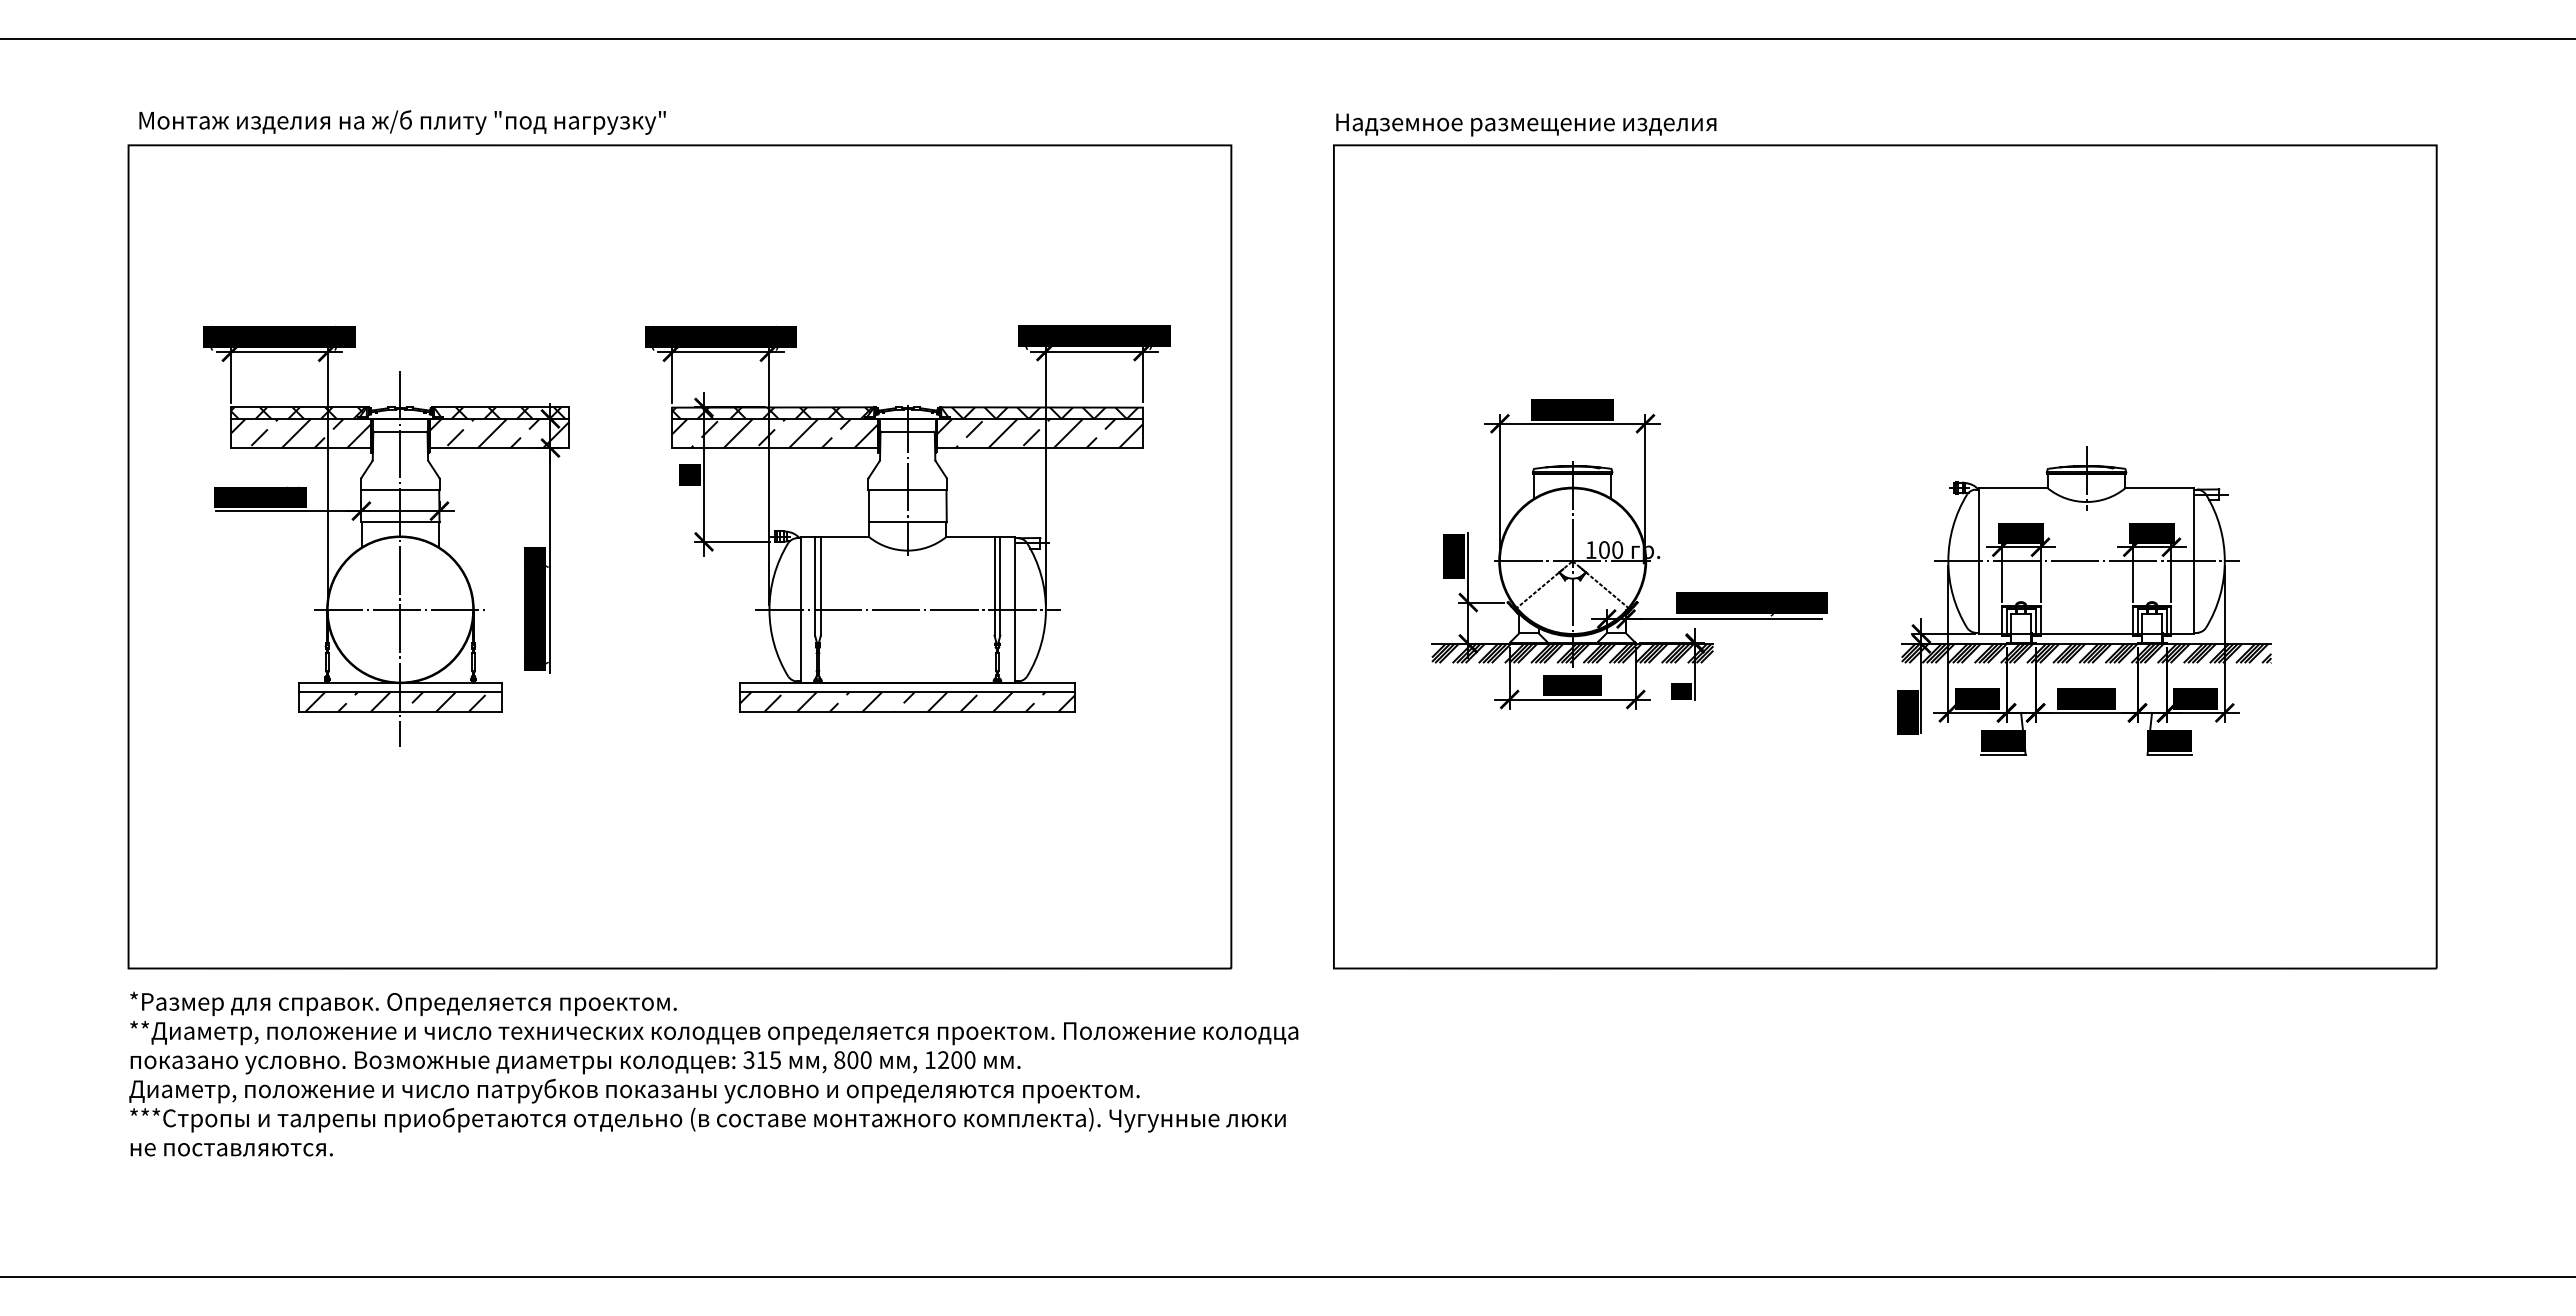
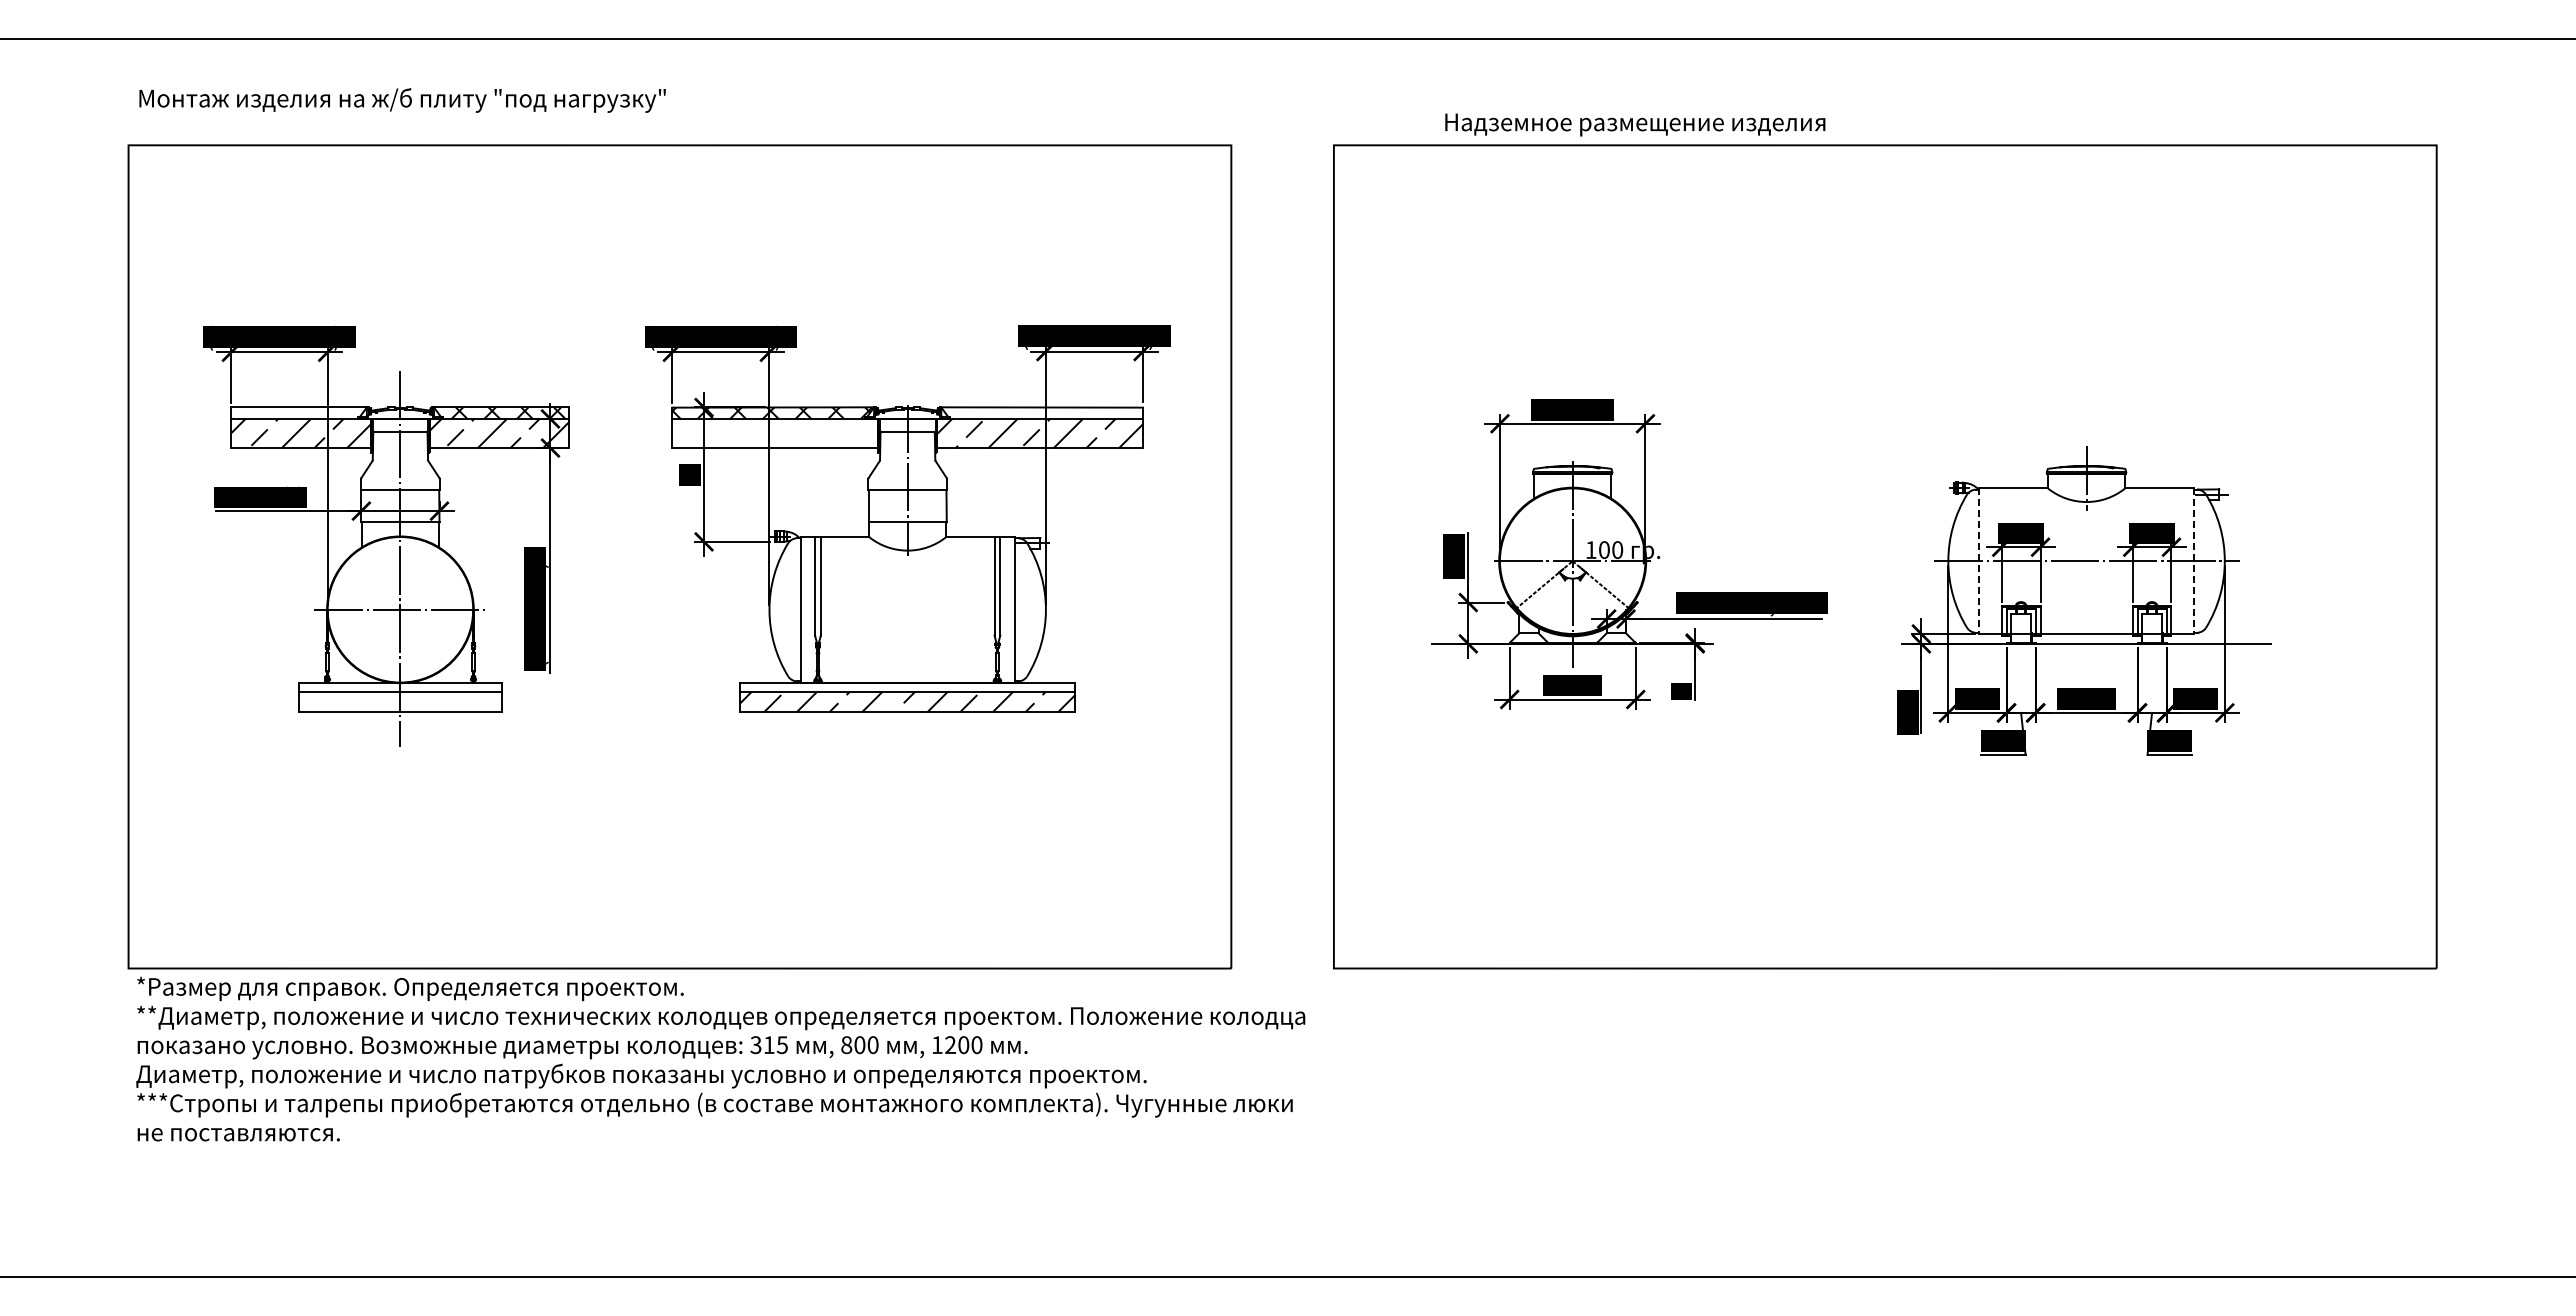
text position: (402, 122) -> (402, 100) (402, 100)
text position: (1526, 124) -> (1635, 124) (1635, 124)
hatch: present -> none (298, 413)
hatch: present -> none (1039, 413)
hatch: present -> none (775, 433)
line: solid -> dashed (1979, 561)
line: solid -> dashed (2193, 561)
line: present -> none (908, 609)
hatch: present -> none (1572, 653)
hatch: present -> none (2086, 653)
hatch: present -> none (403, 701)
text position: (713, 1073) -> (720, 1058) (720, 1058)
